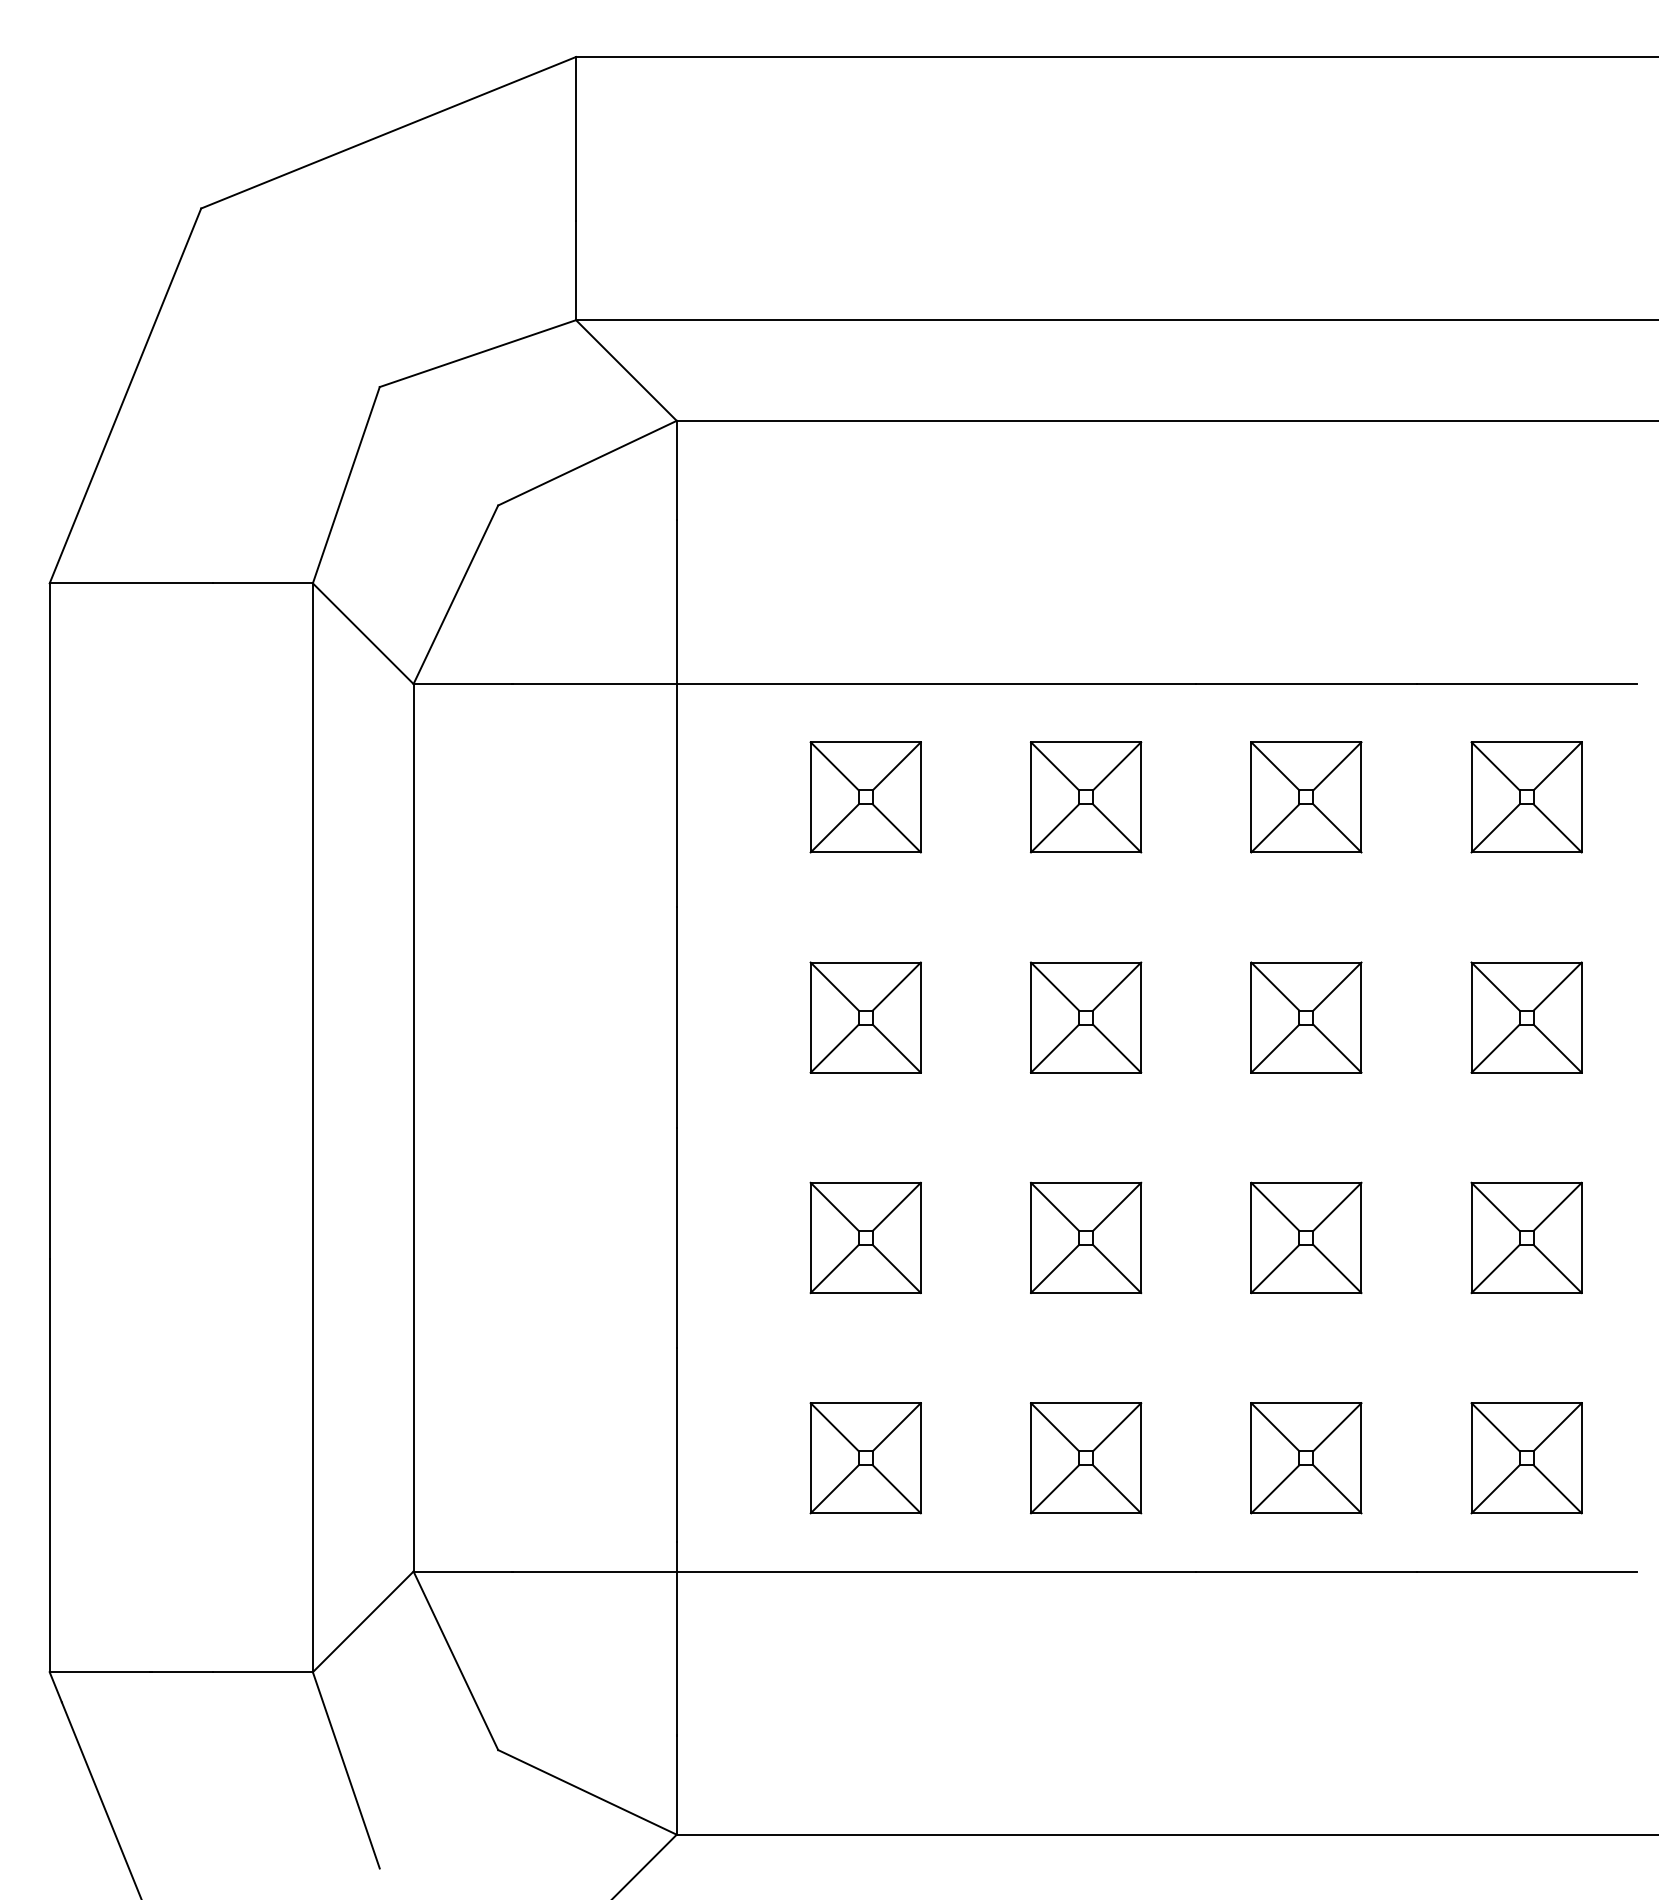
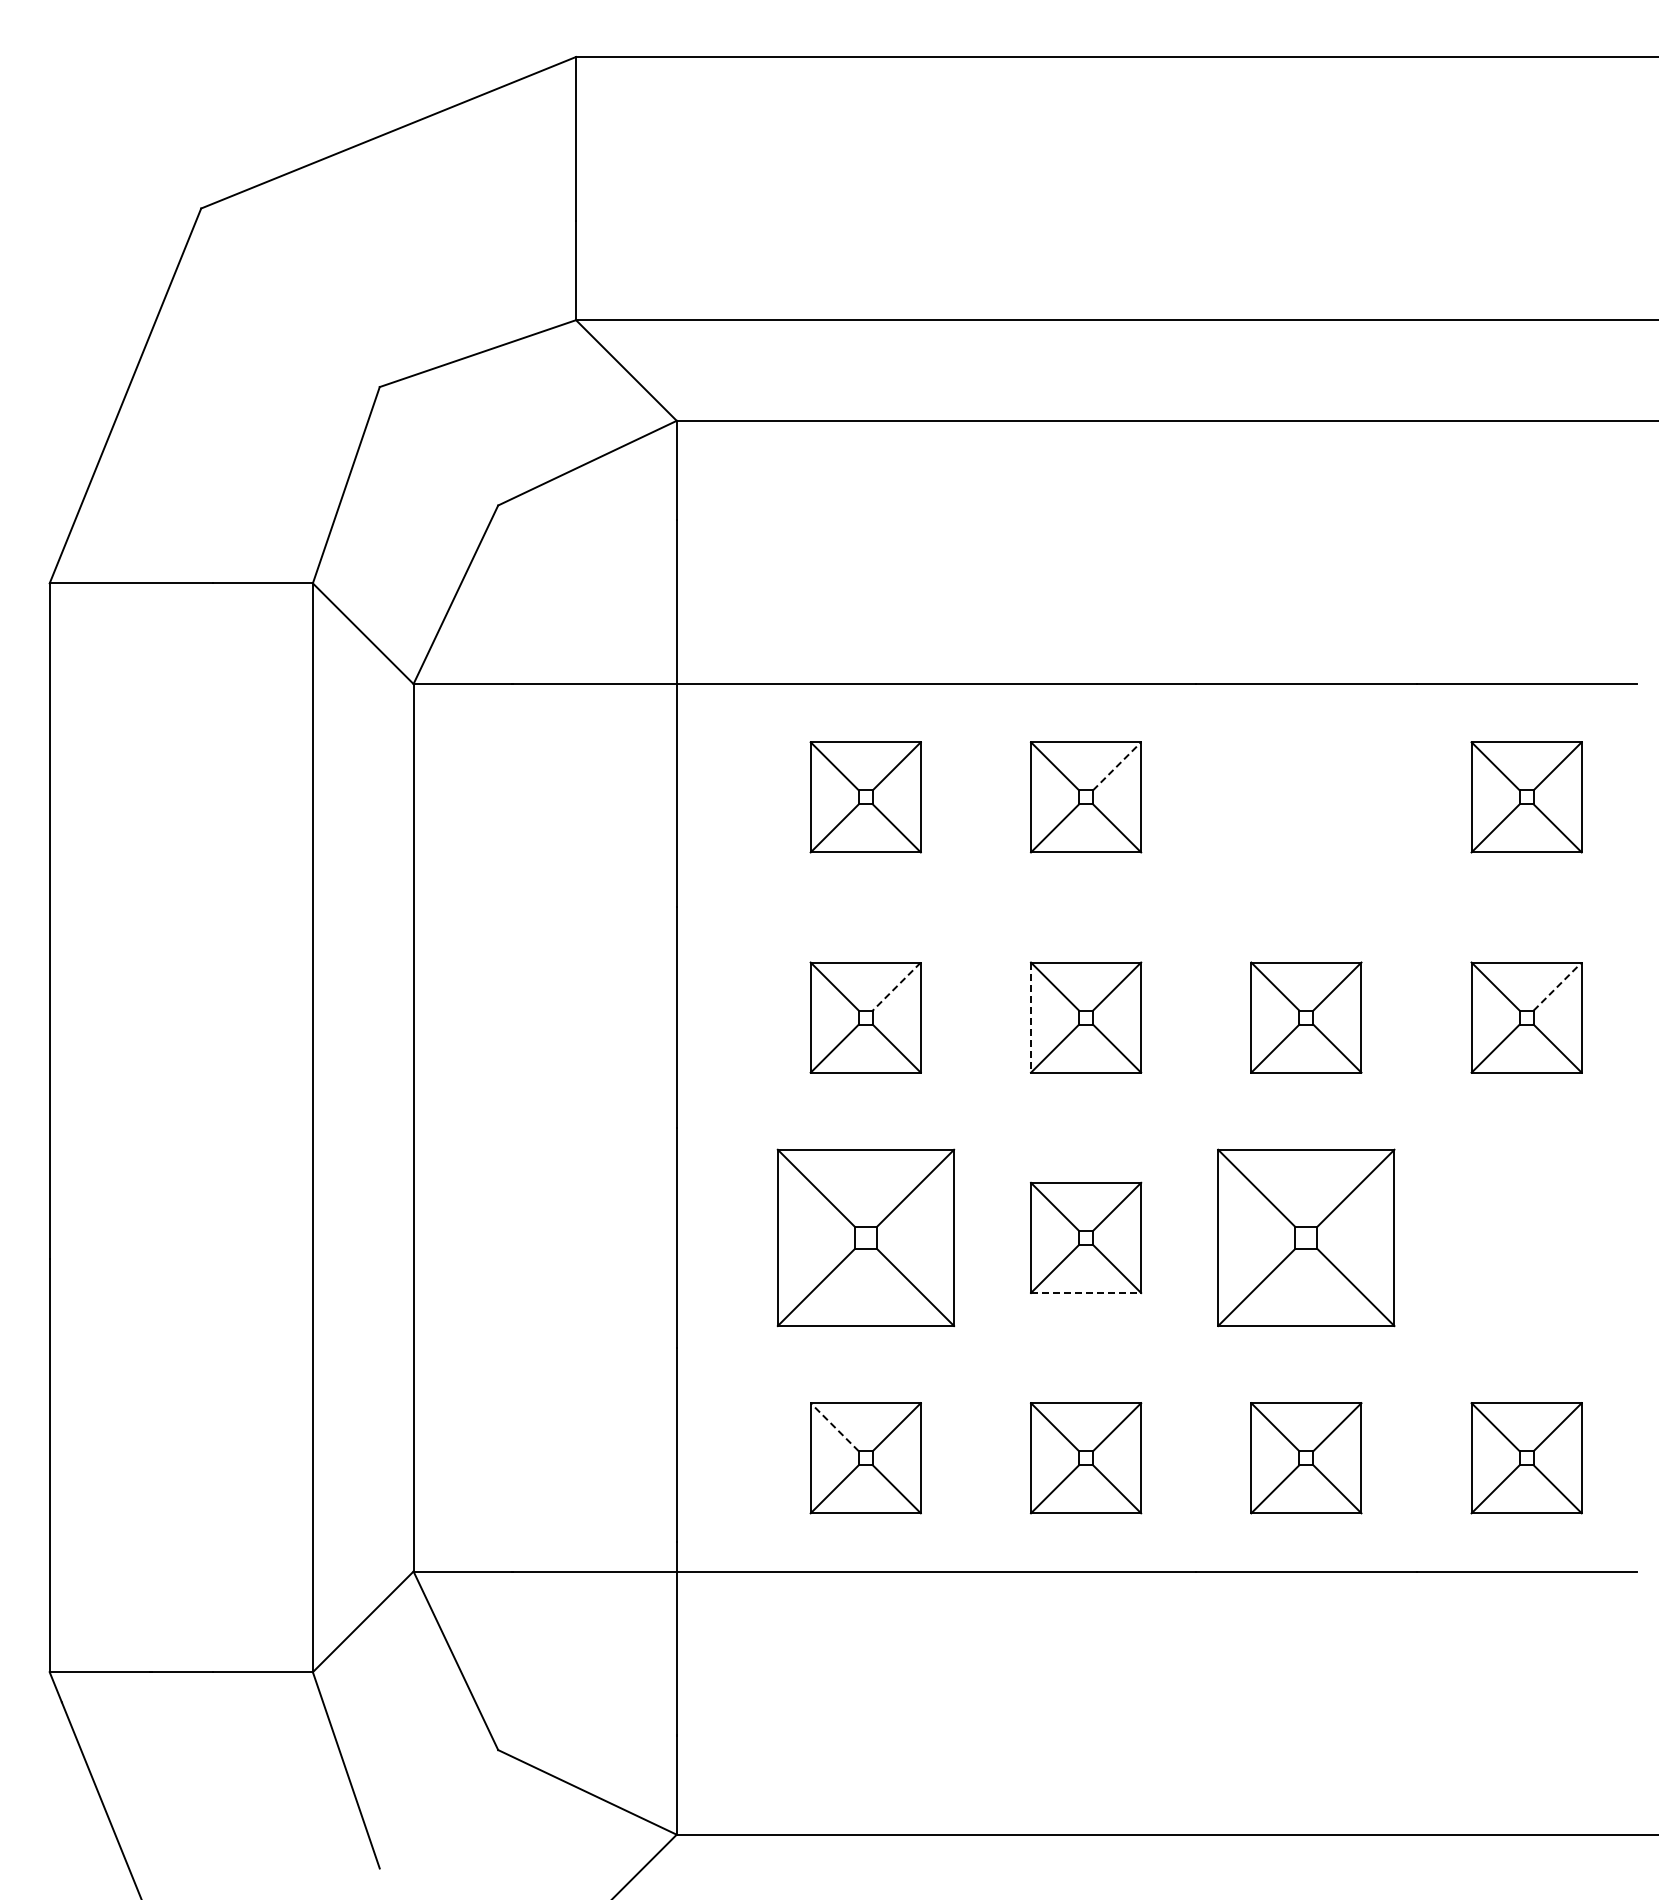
line: solid -> dashed (1117, 766)
part: present -> none (1306, 797)
line: solid -> dashed (1558, 986)
line: solid -> dashed (896, 987)
line: solid -> dashed (1031, 1018)
part size: 113x114 px -> 180x179 px (865, 1237)
part size: 113x114 px -> 179x180 px (1306, 1237)
part: present -> none (1526, 1237)
line: solid -> dashed (1086, 1293)
line: solid -> dashed (834, 1426)
